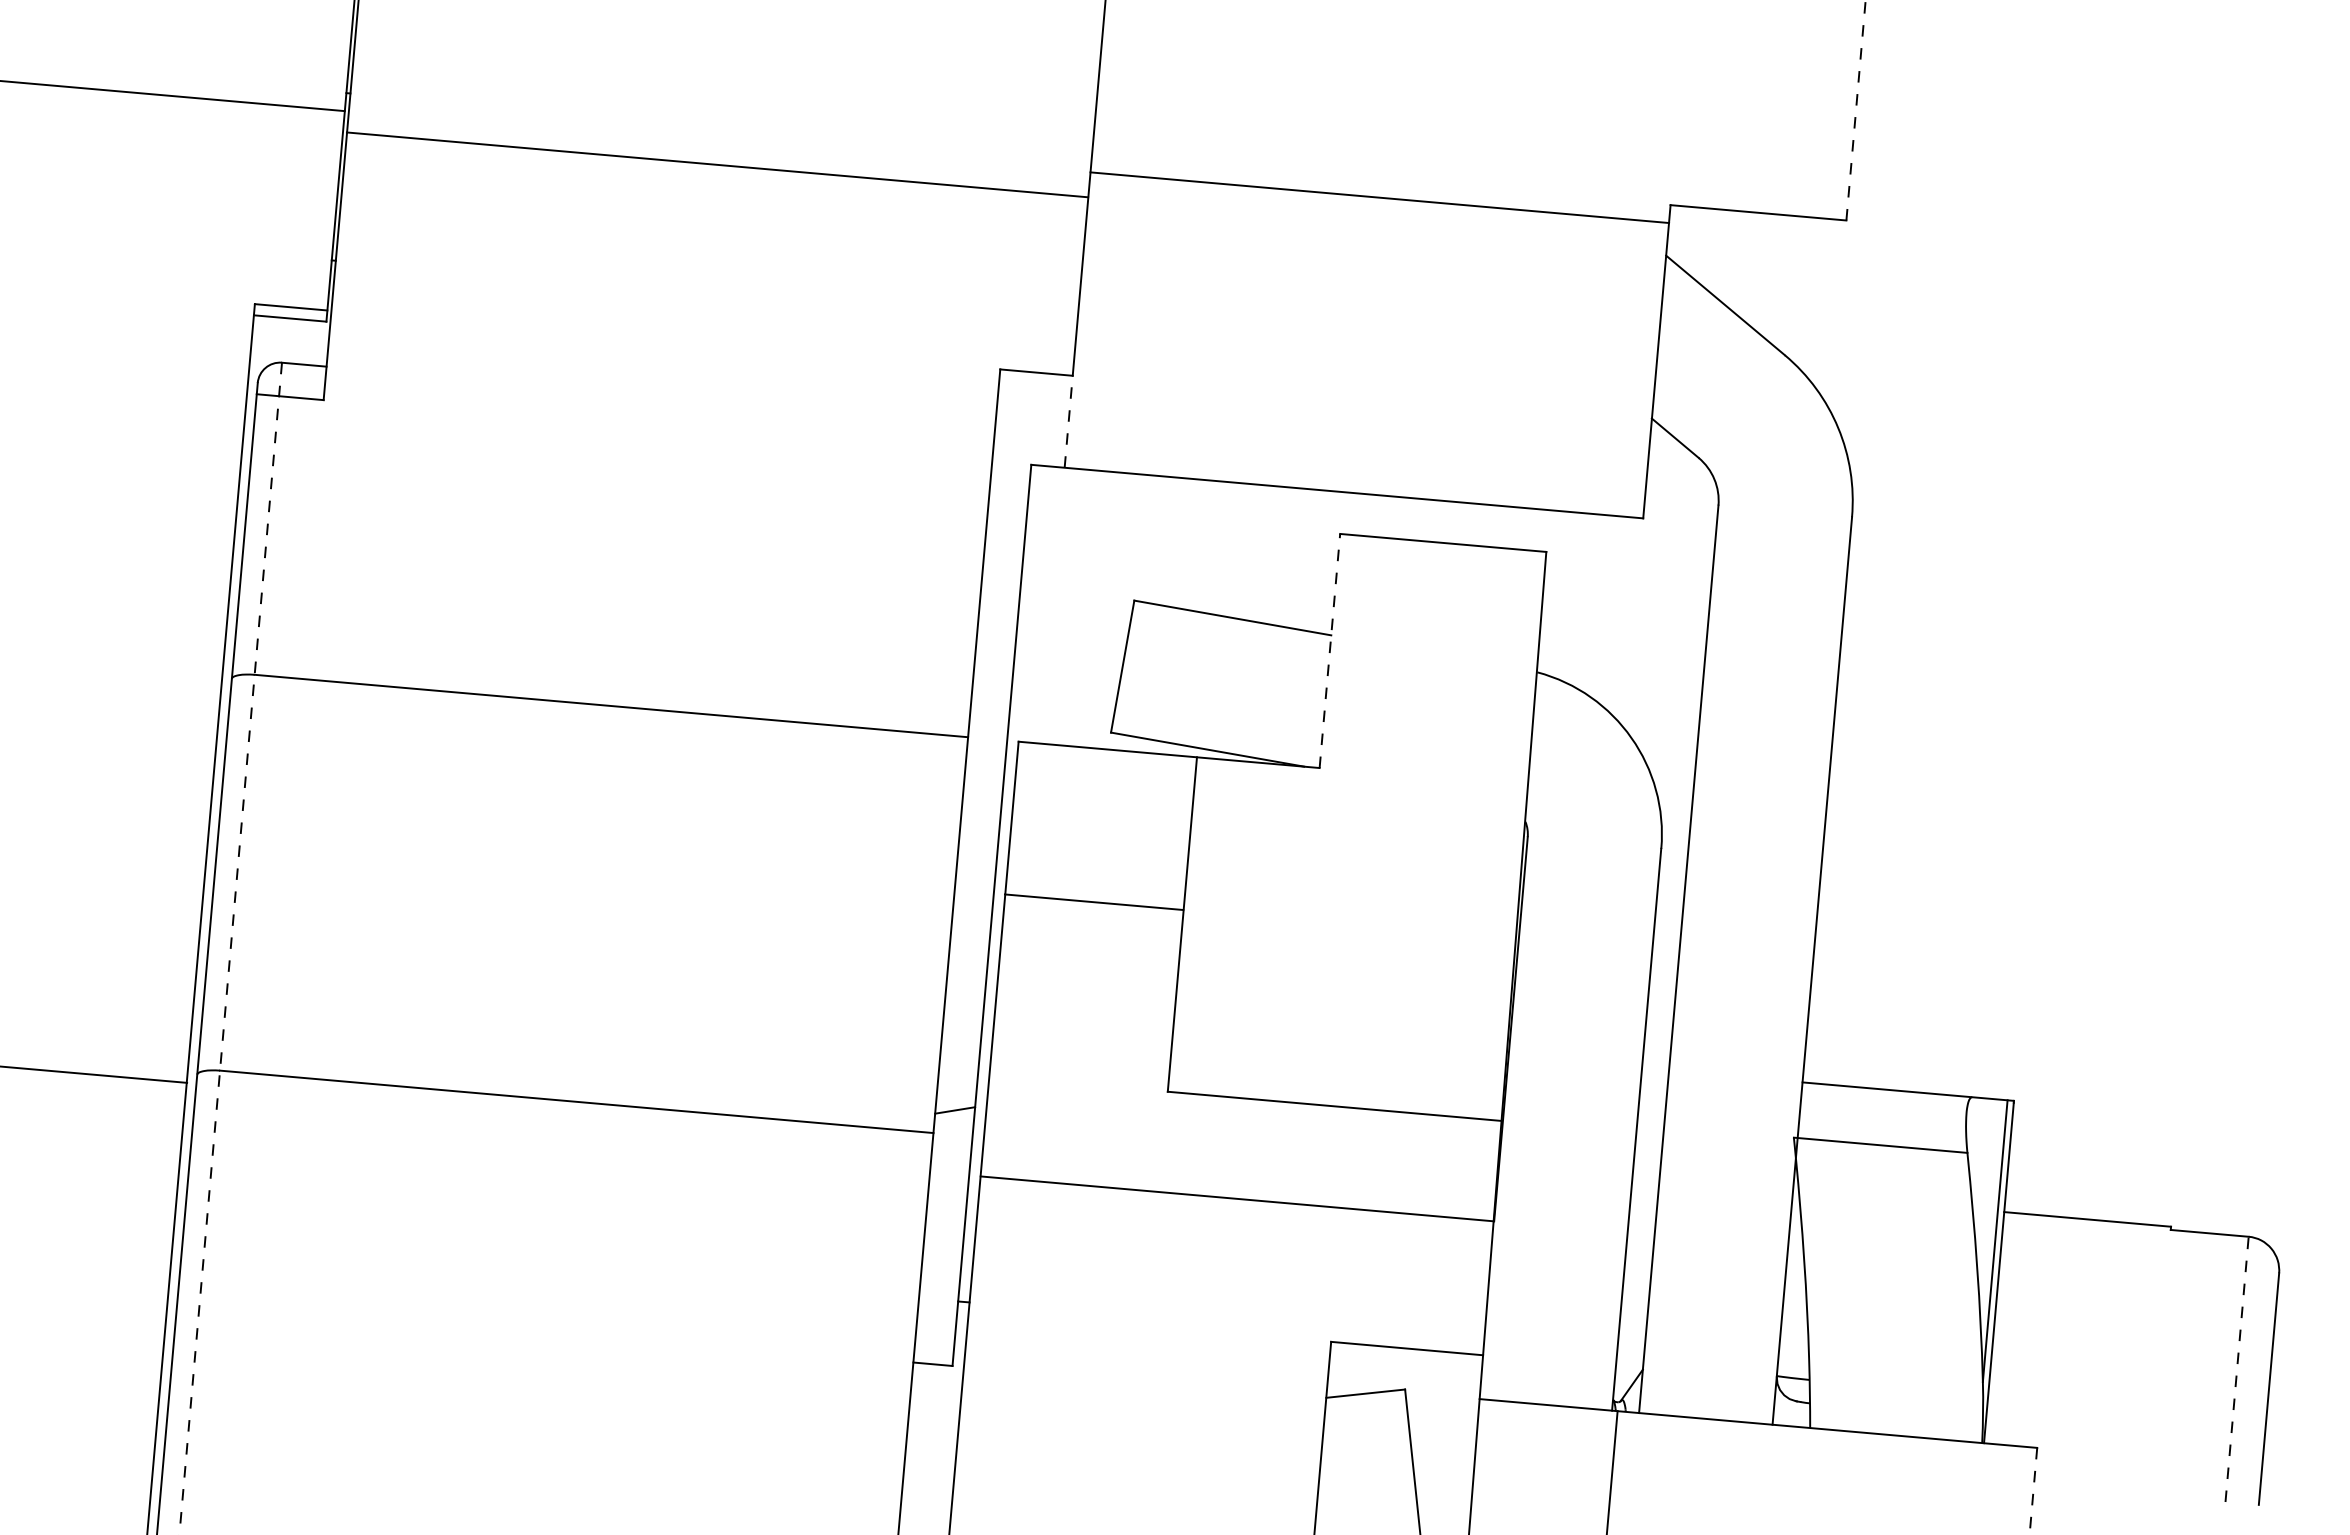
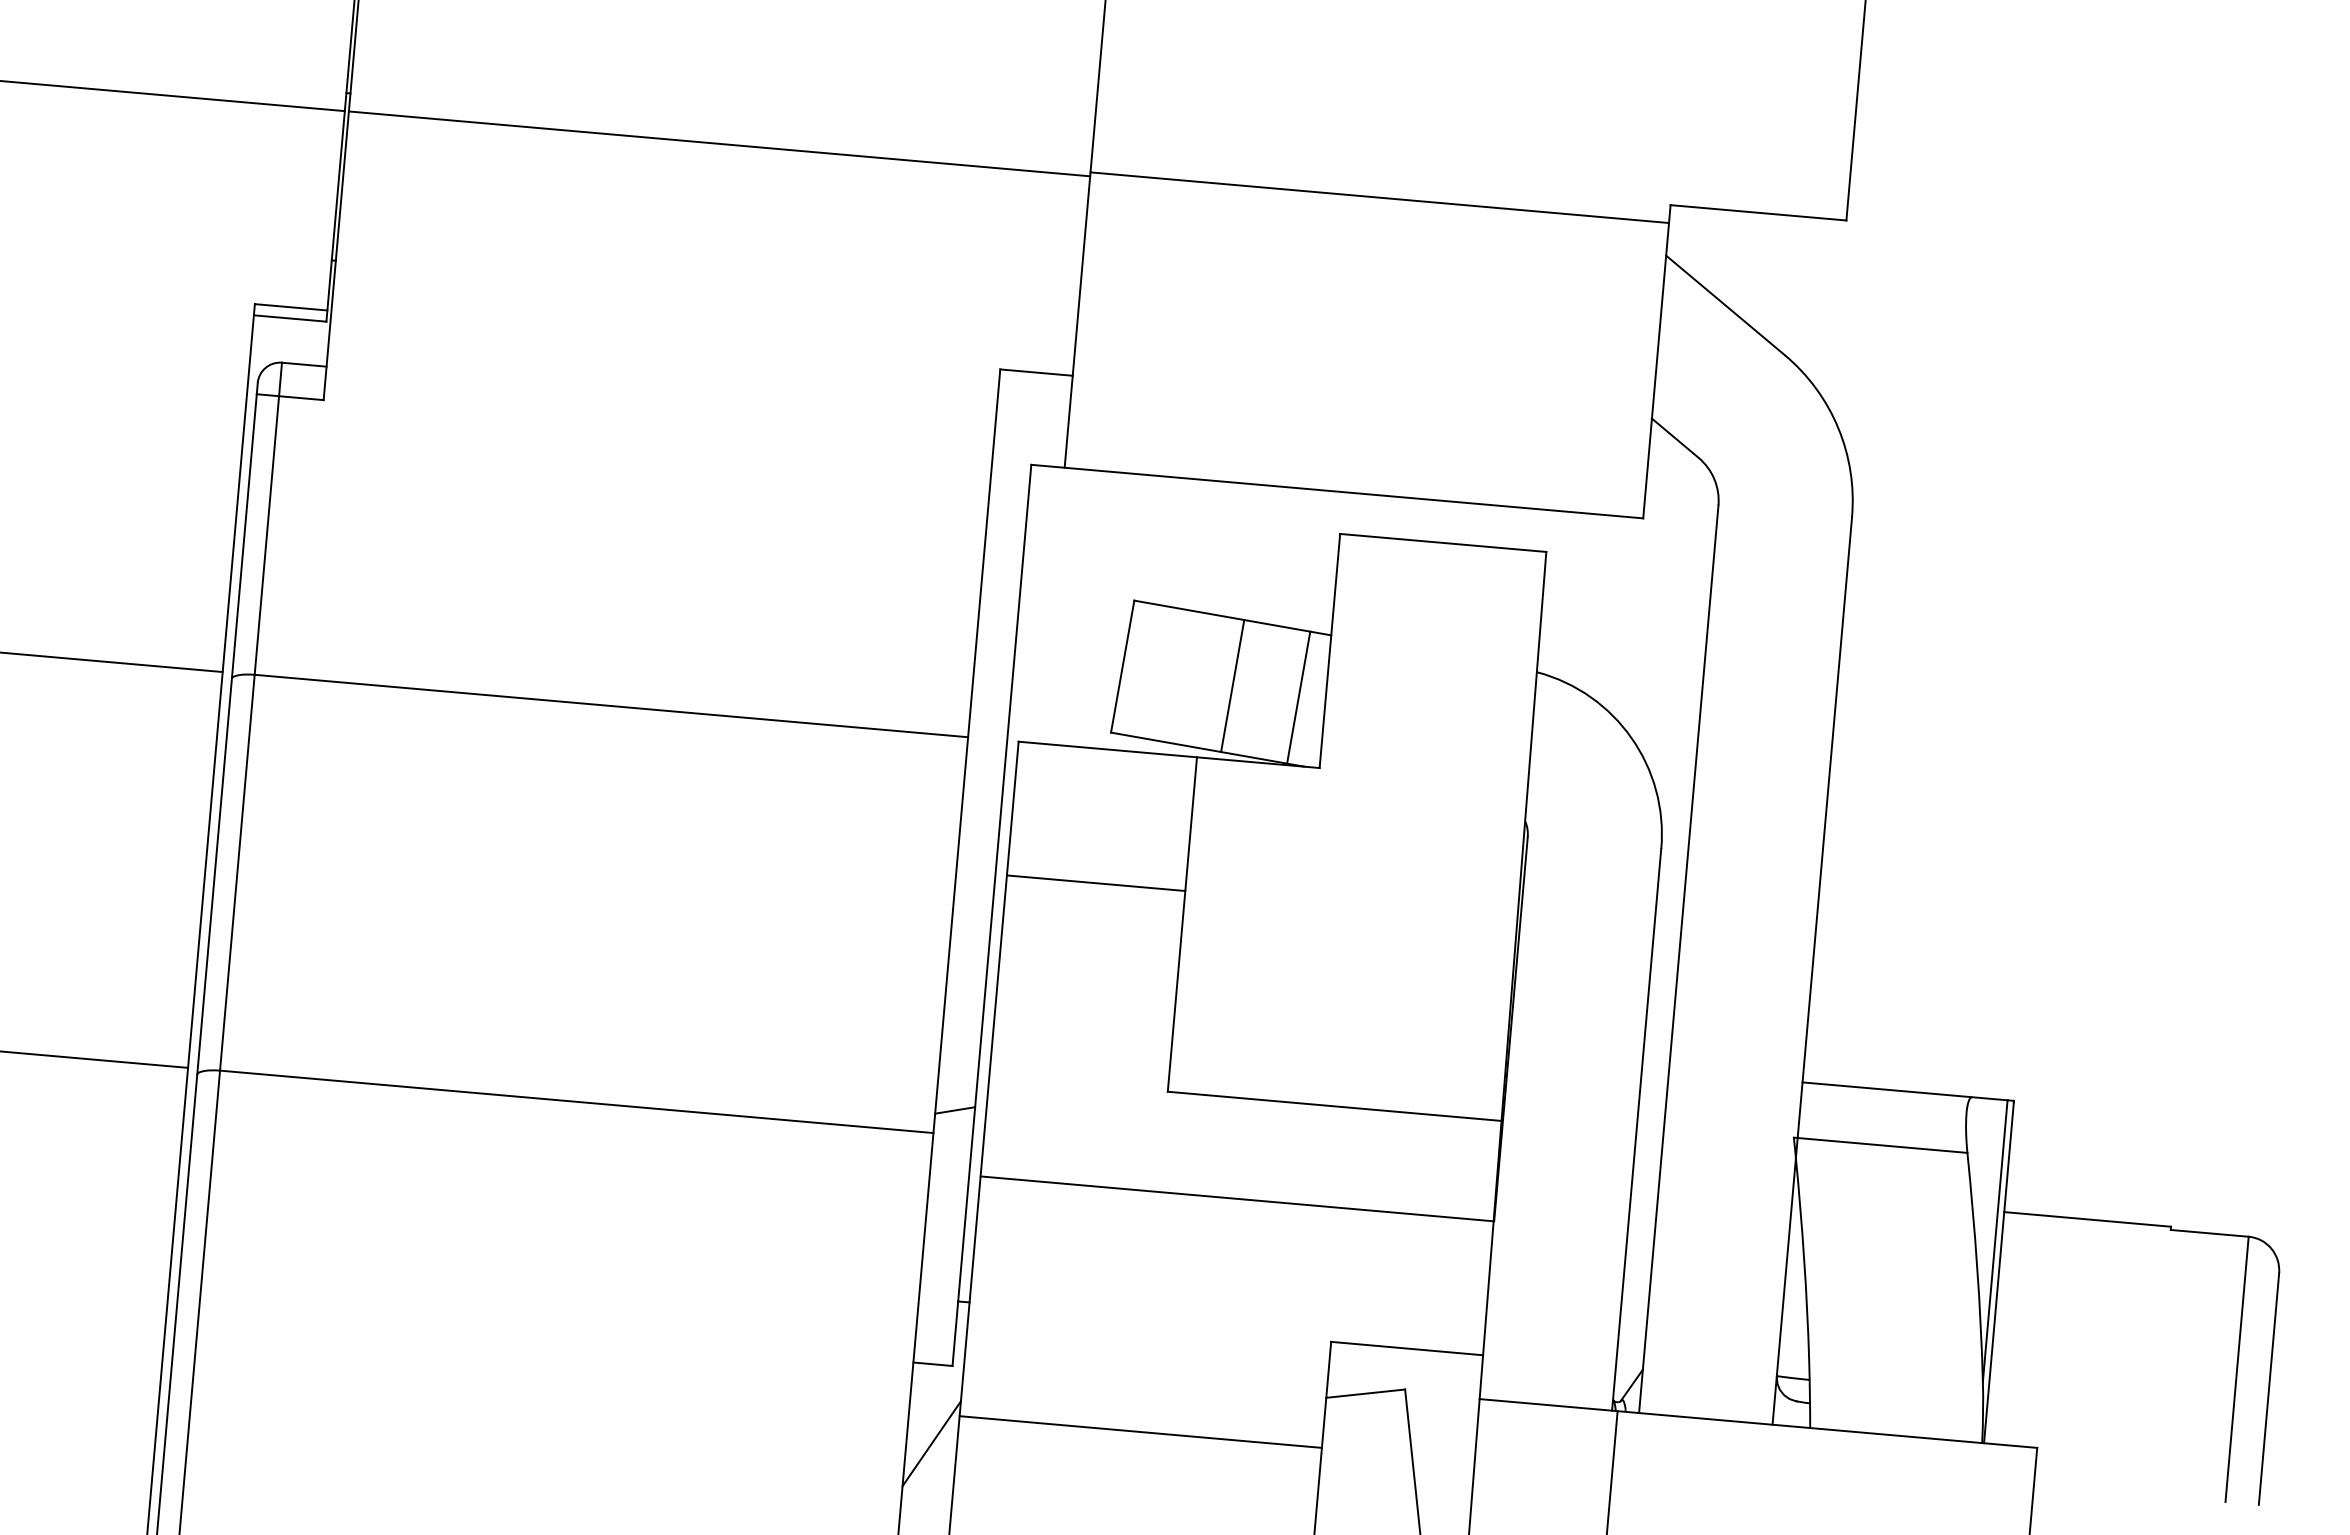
line: dashed -> solid (1856, 109)
line position: (717, 164) -> (719, 143) (719, 143)
line: dashed -> solid (1068, 421)
line: dashed -> solid (1329, 650)
line: none -> present (112, 662)
line: none -> present (1232, 685)
line: none -> present (1298, 697)
line position: (1093, 902) -> (1095, 883) (1095, 883)
line: dashed -> solid (230, 949)
line position: (94, 1074) -> (95, 1059) (95, 1059)
line: dashed -> solid (2237, 1368)
line: none -> present (1140, 1431)
line: none -> present (931, 1443)
line: dashed -> solid (2033, 1491)
